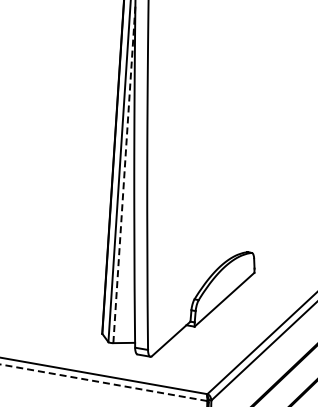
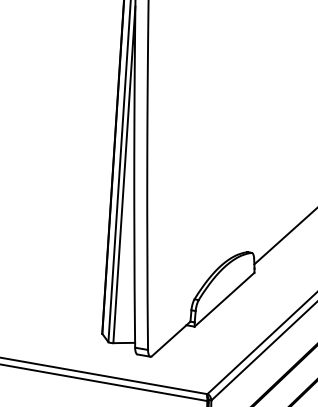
line: dashed -> solid (124, 174)
line: none -> present (284, 237)
line: dashed -> solid (103, 382)
